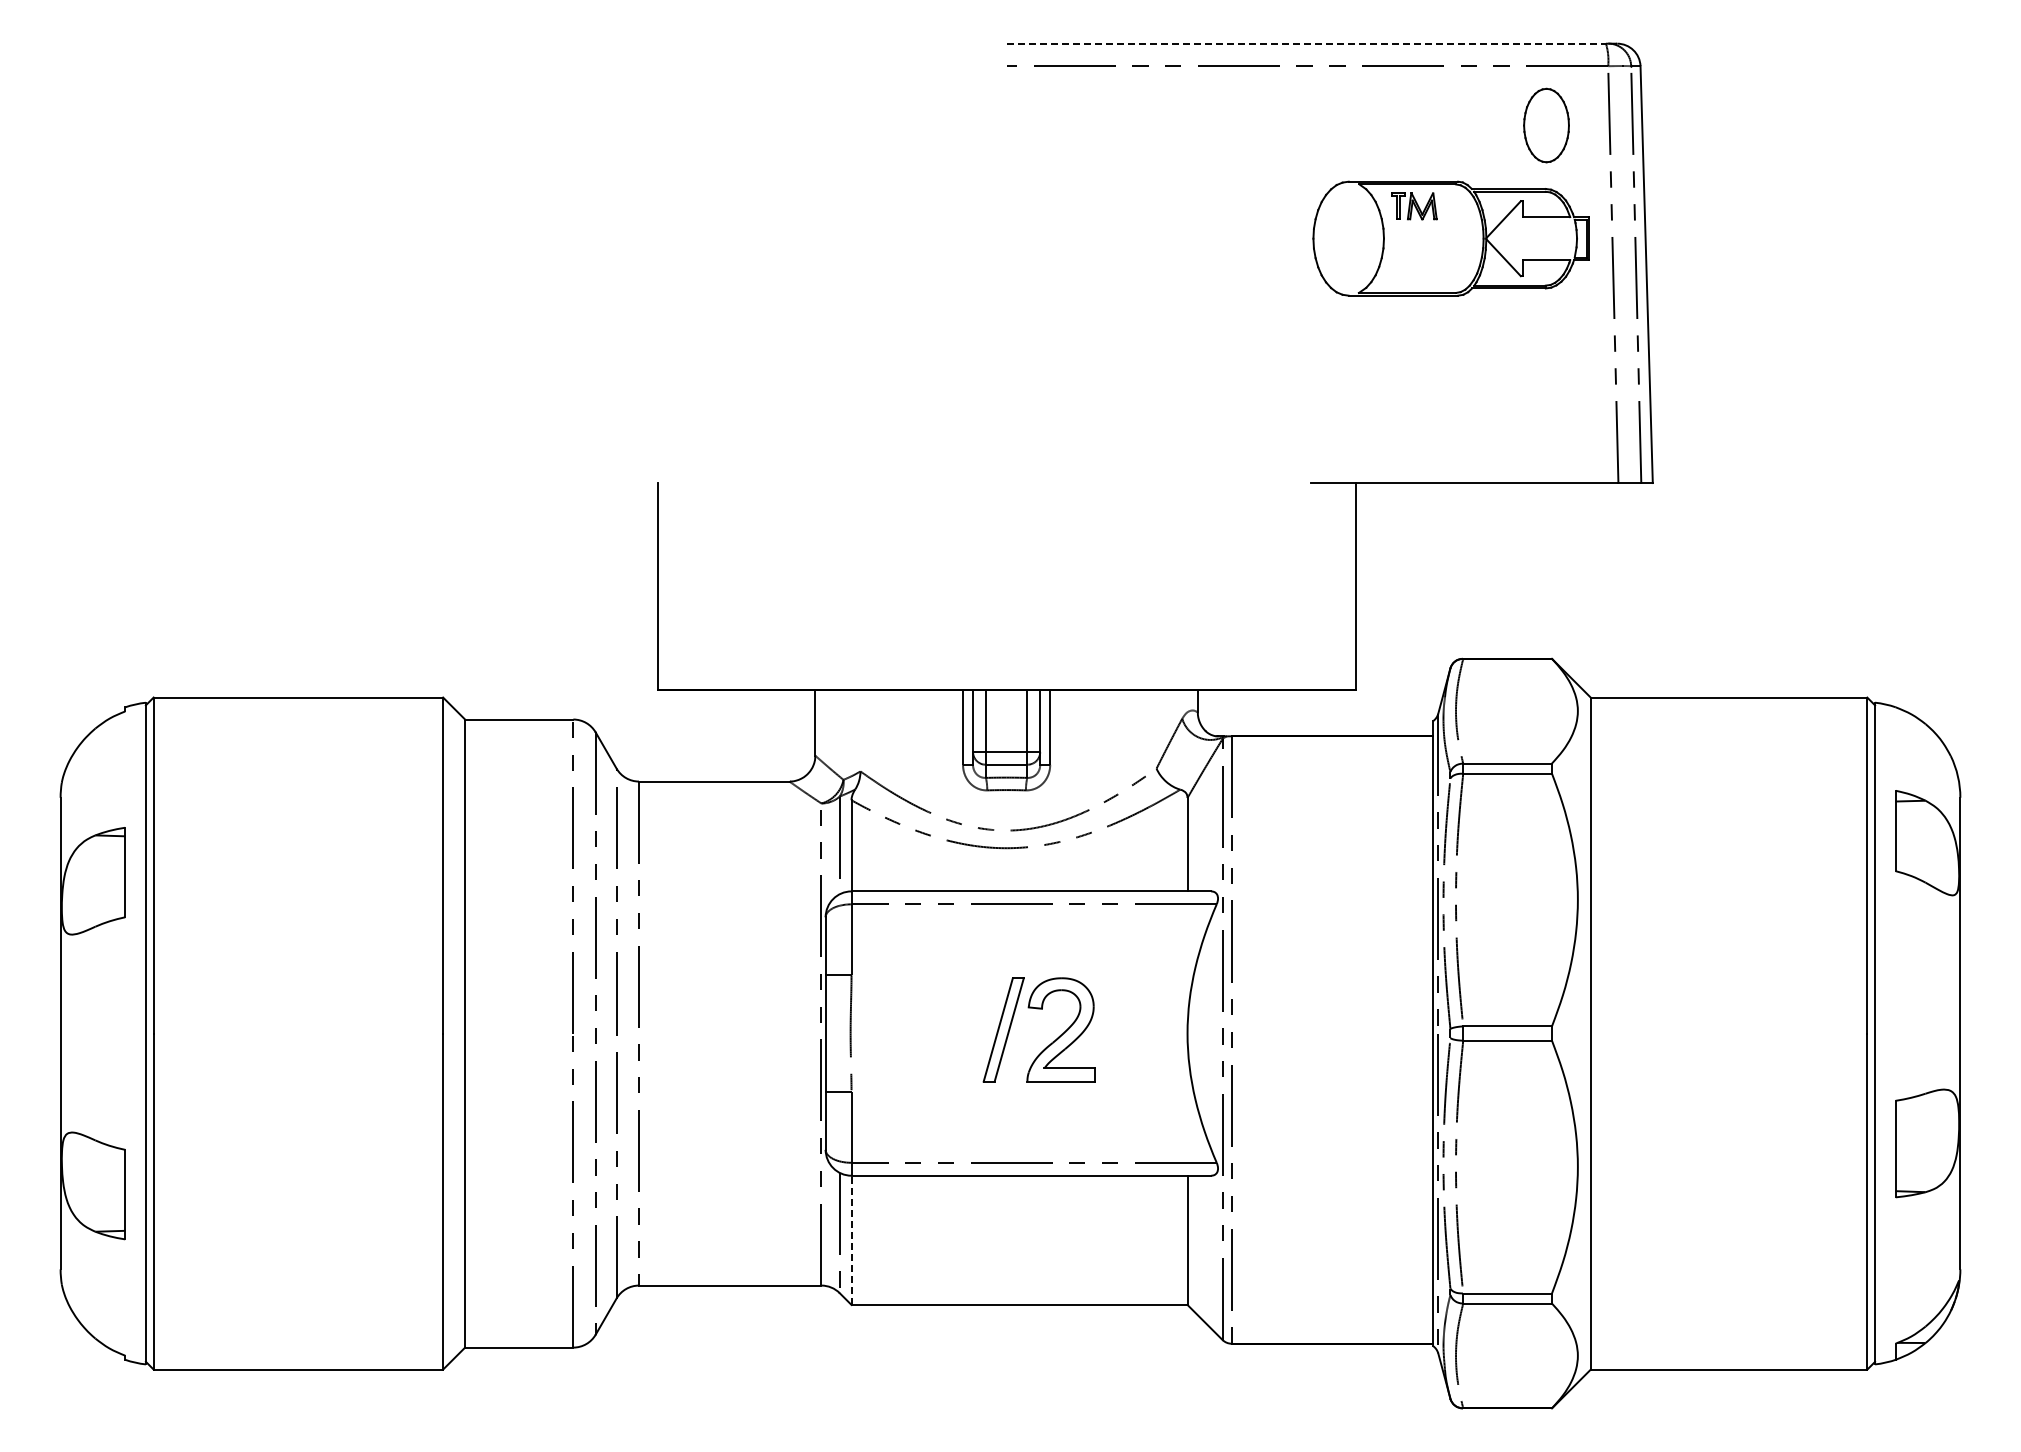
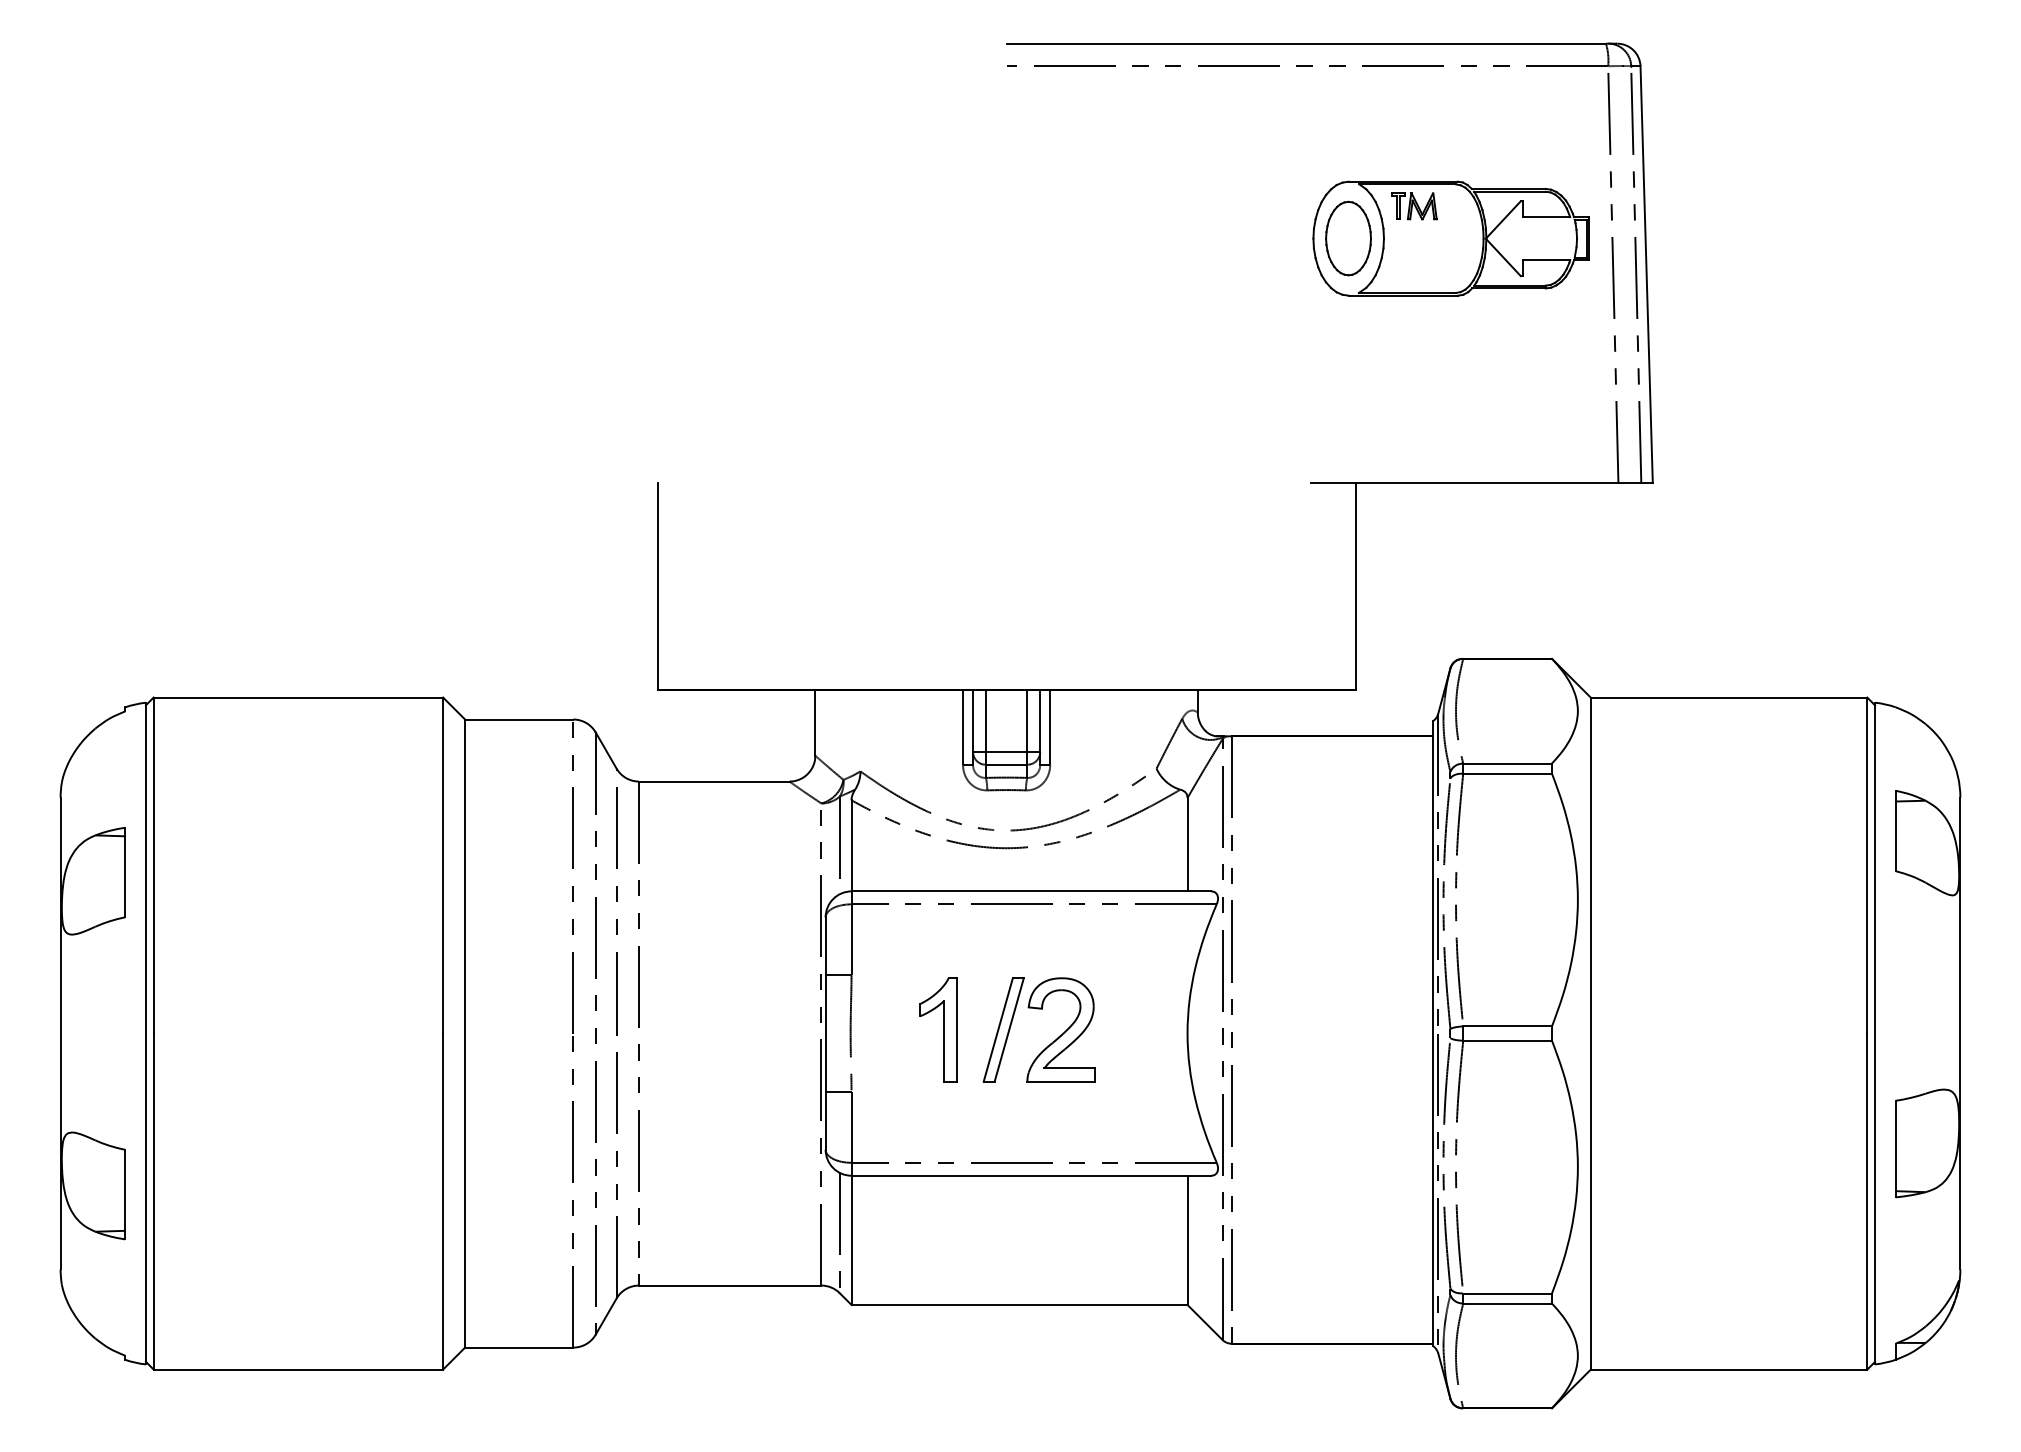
line: dashed -> solid (1307, 43)
part position: (1546, 125) -> (1348, 238) (1348, 238)
part: none -> present (938, 1029)
line: dashed -> solid (851, 1240)
